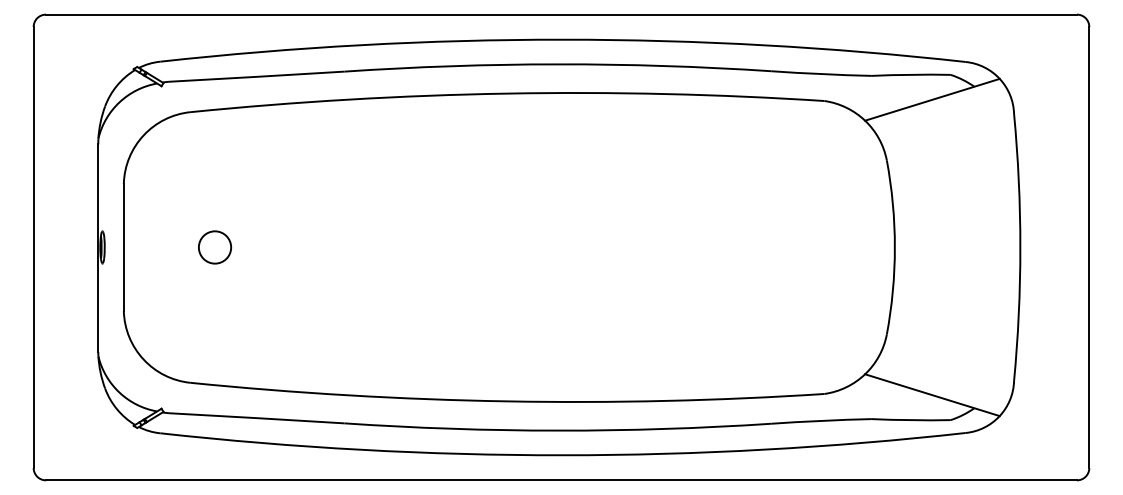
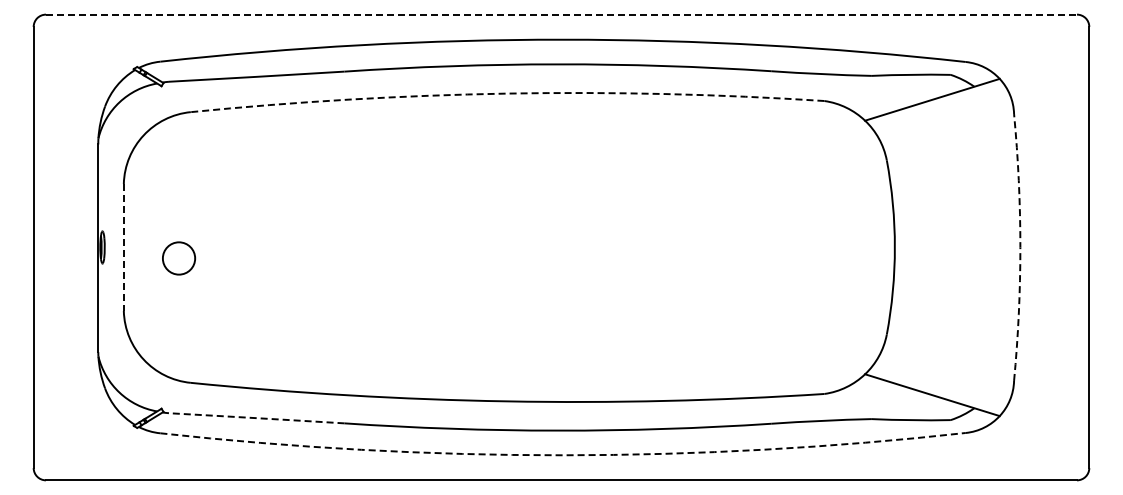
line: solid -> dashed (562, 14)
arc: solid -> dashed (507, 93)
circle position: (215, 247) -> (179, 258) (179, 258)
arc: solid -> dashed (1020, 247)
line: solid -> dashed (123, 248)
arc: solid -> dashed (256, 418)
arc: solid -> dashed (563, 455)
